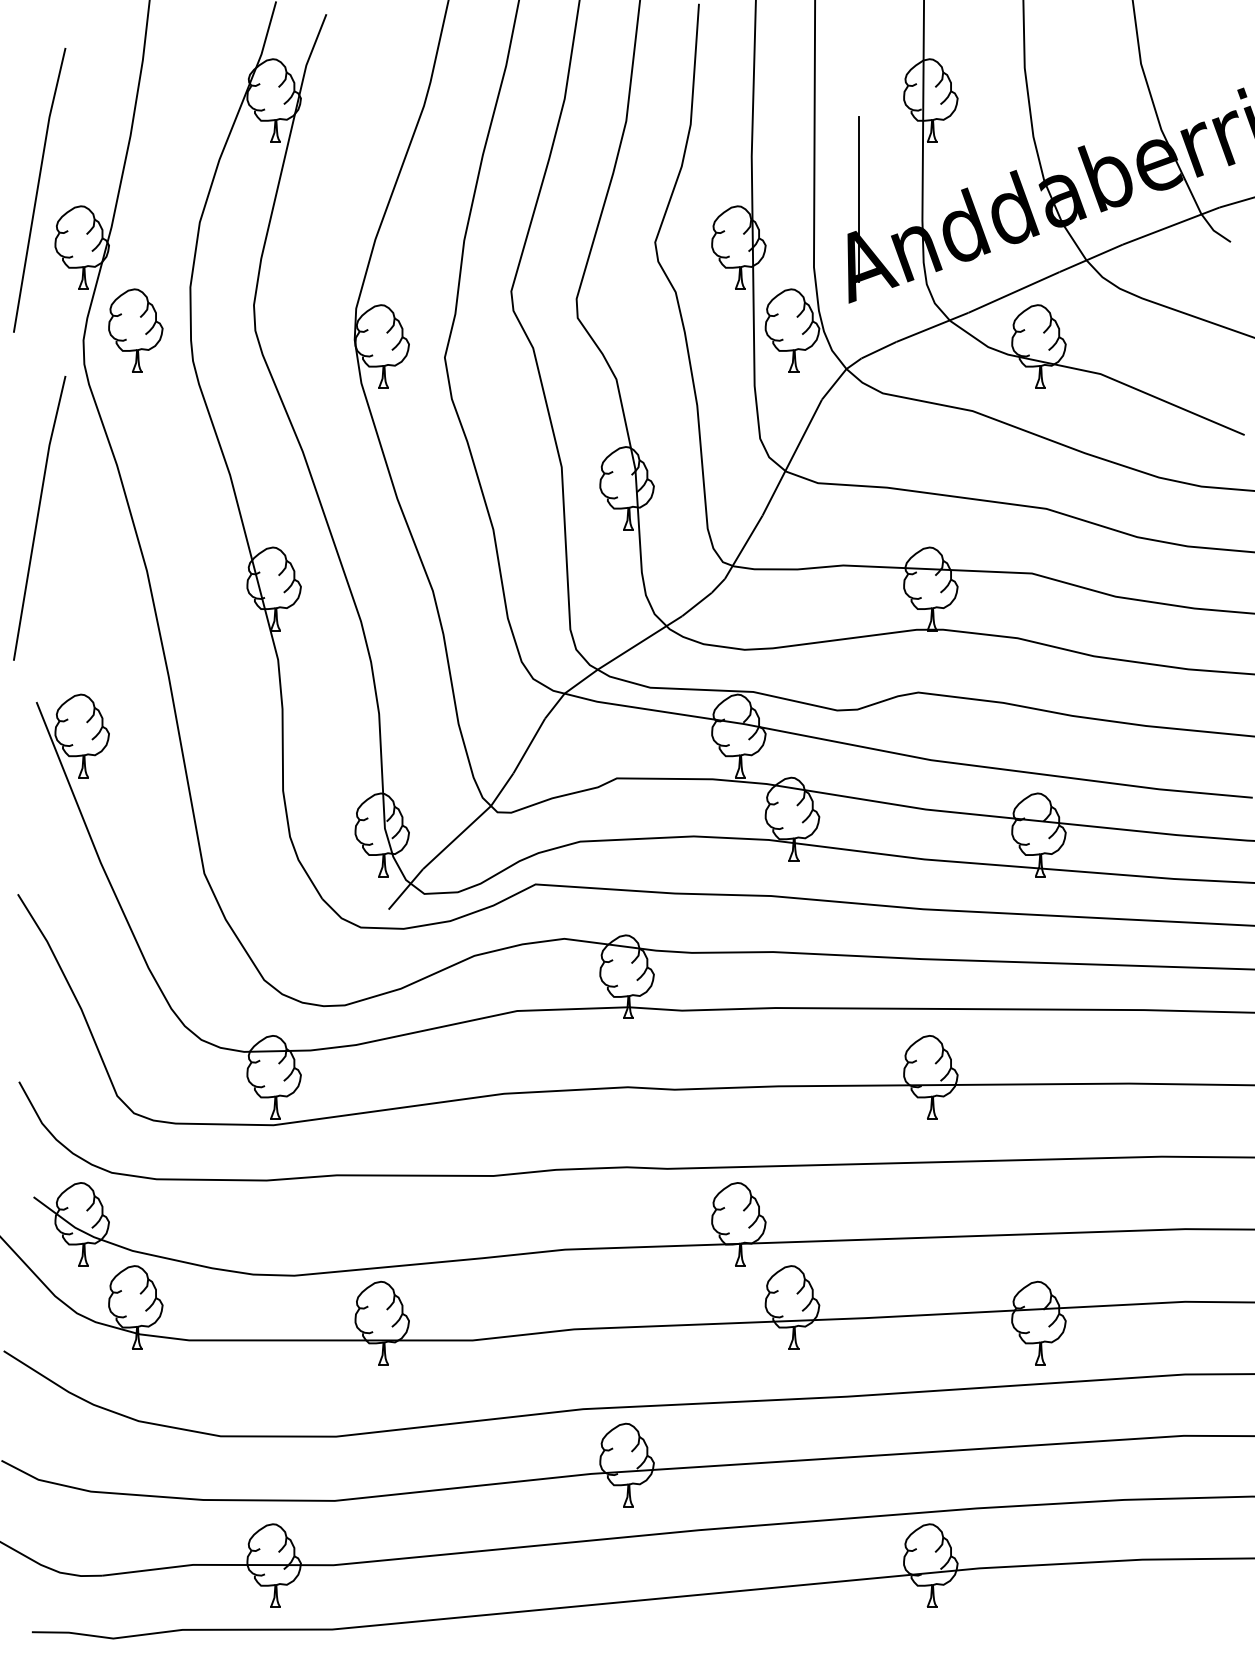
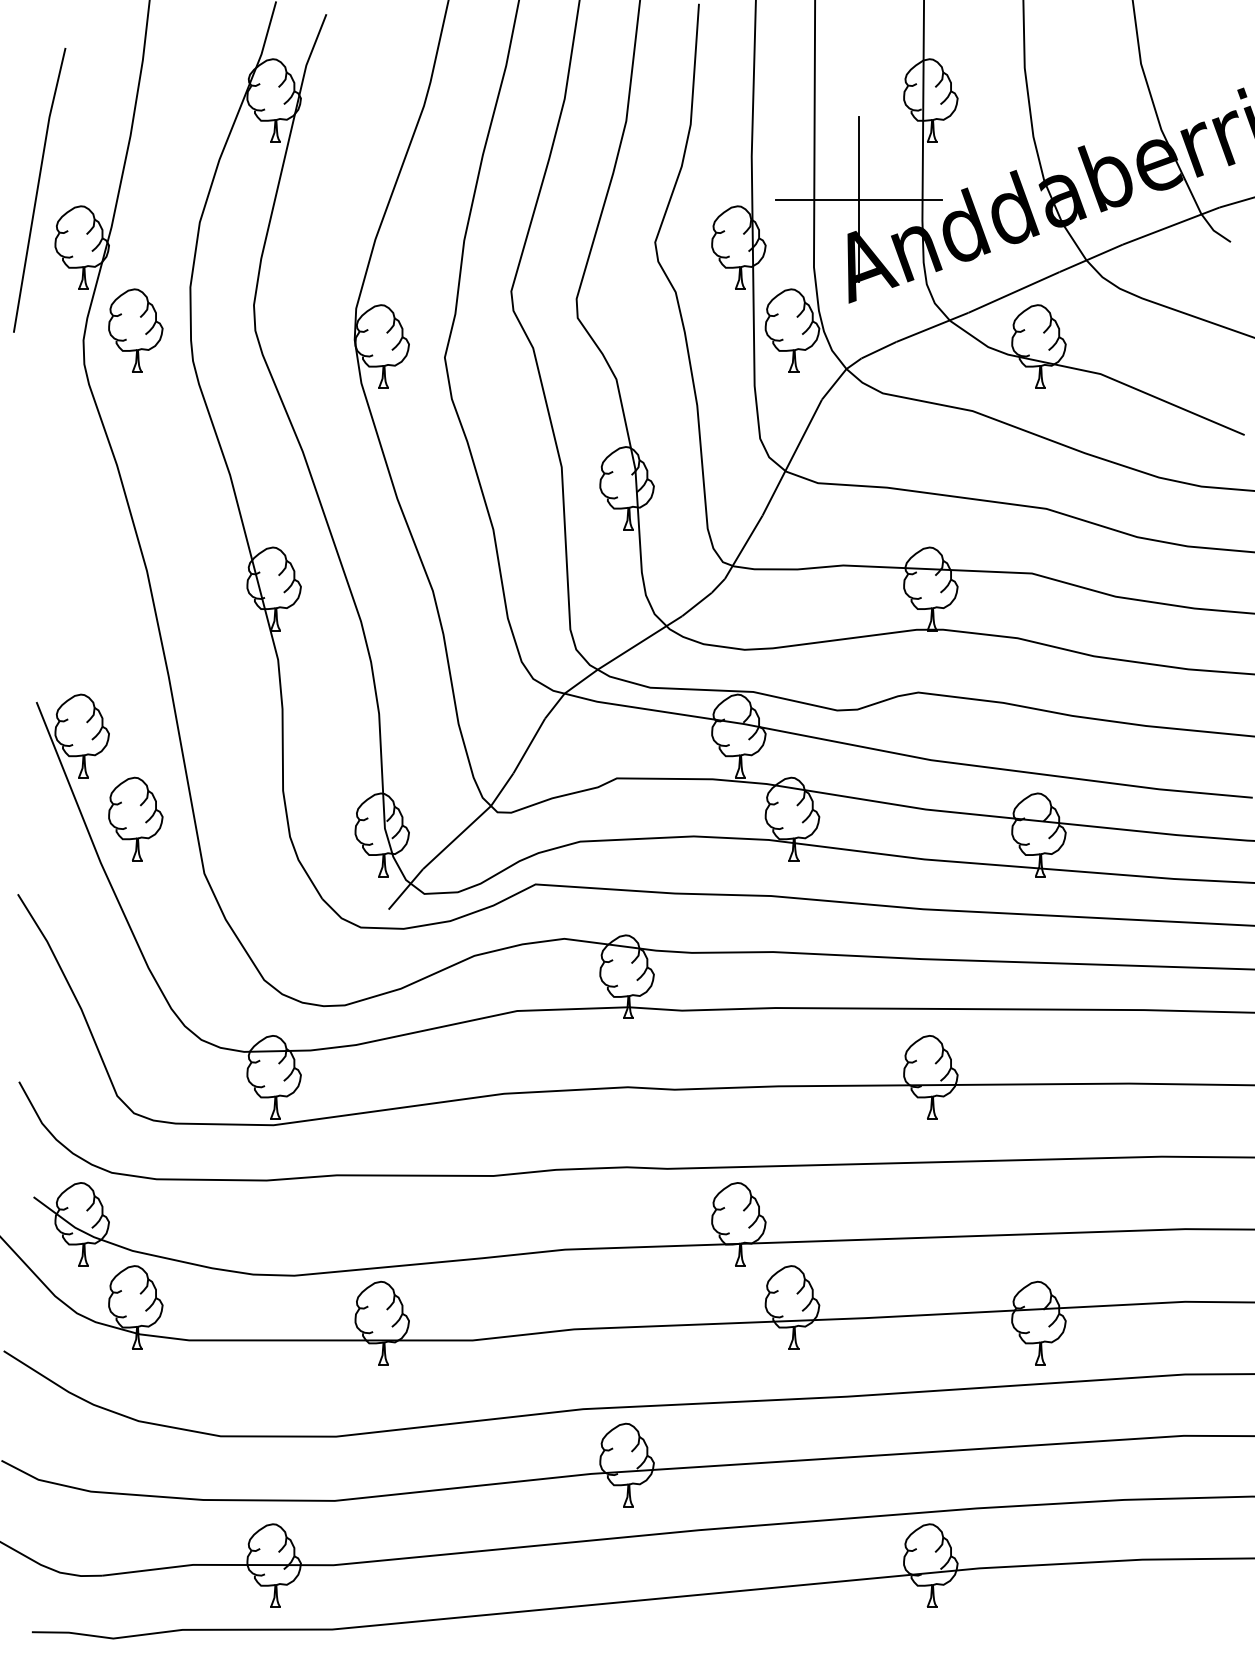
line: none -> present (858, 199)
line: present -> none (38, 518)
part: none -> present (135, 818)
